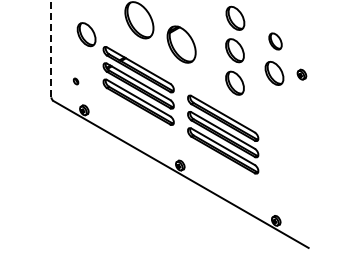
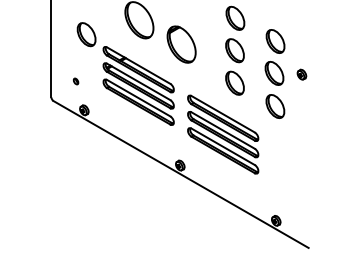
part size: 15x19 px -> 21x25 px (275, 41)
line: dashed -> solid (51, 48)
part: none -> present (275, 106)
